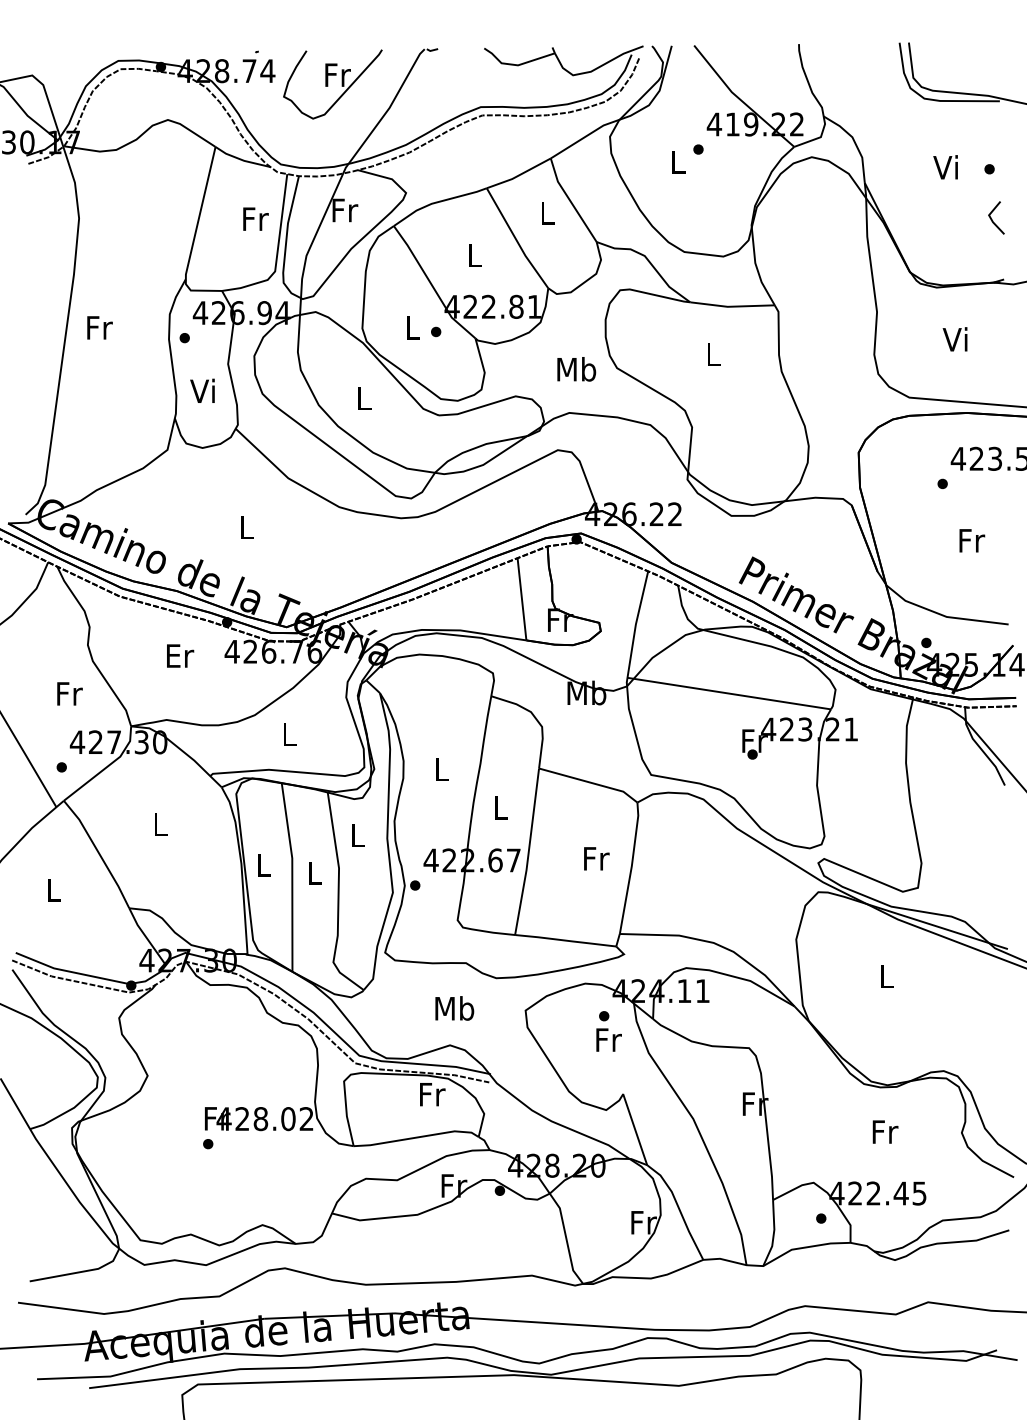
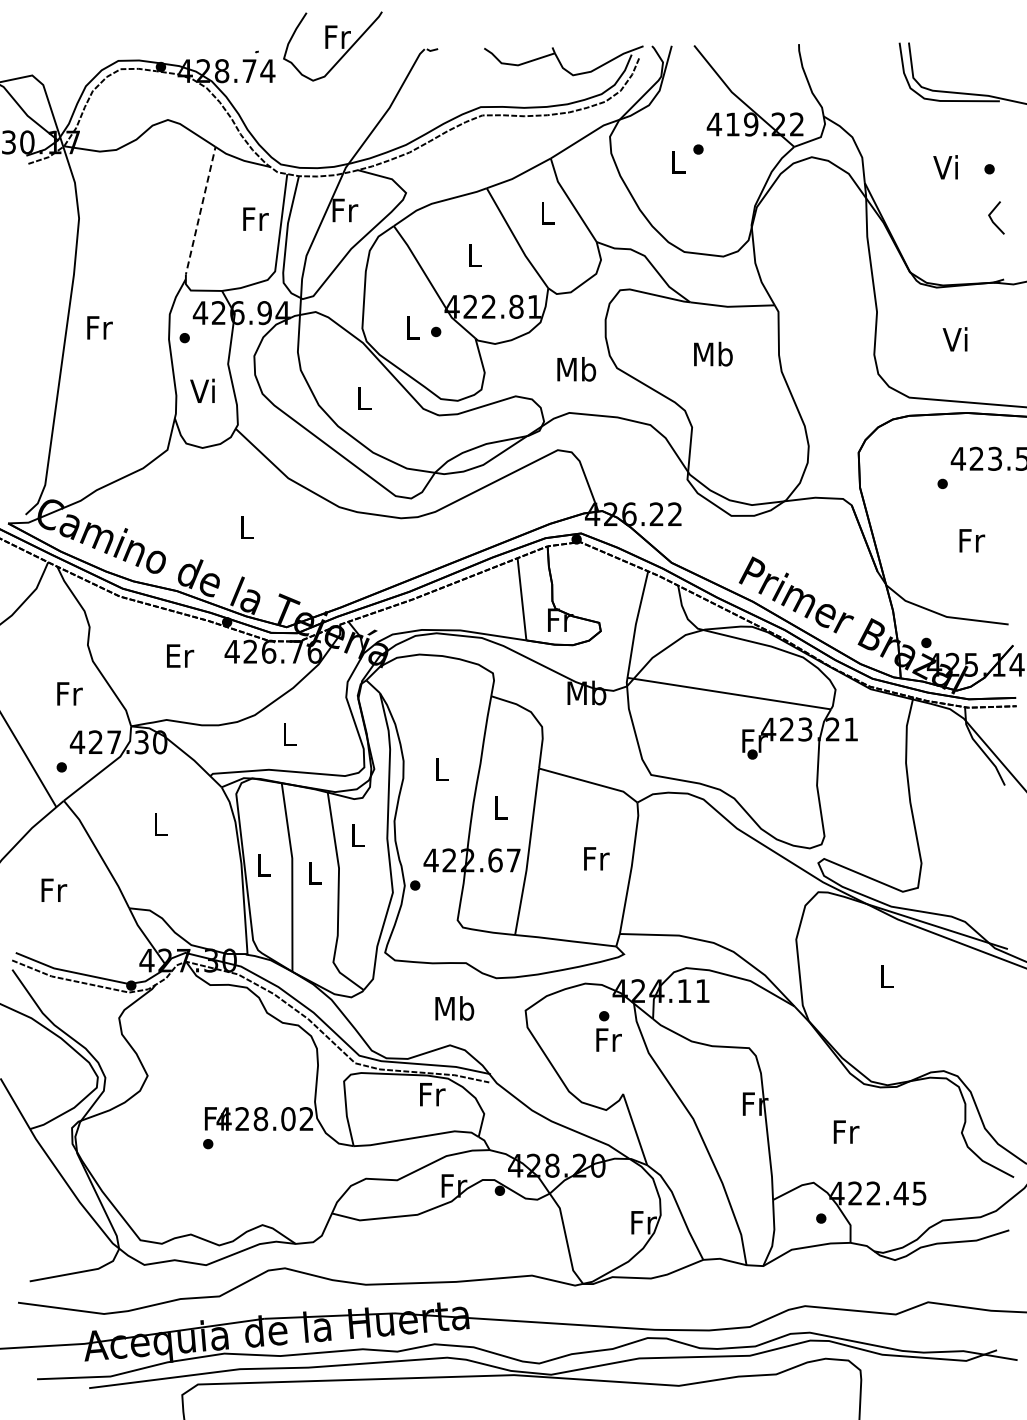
part position: (332, 84) -> (332, 46) (332, 46)
line: solid -> dashed (200, 213)
text: L -> Mb (713, 353)
text: L -> Fr (54, 889)
text position: (885, 1131) -> (846, 1131) (846, 1131)
